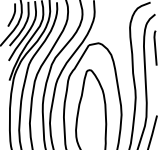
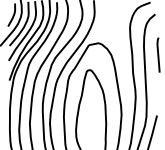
line position: (155, 47) -> (158, 54) (158, 54)
